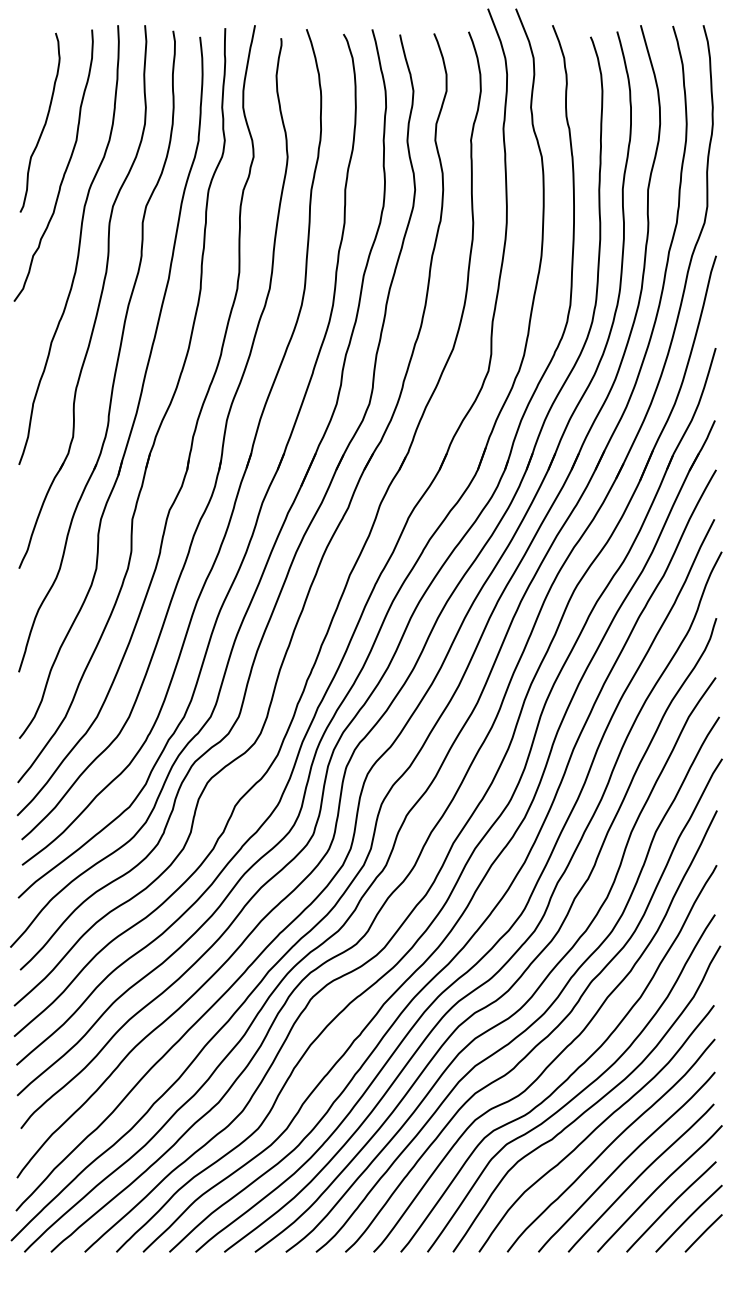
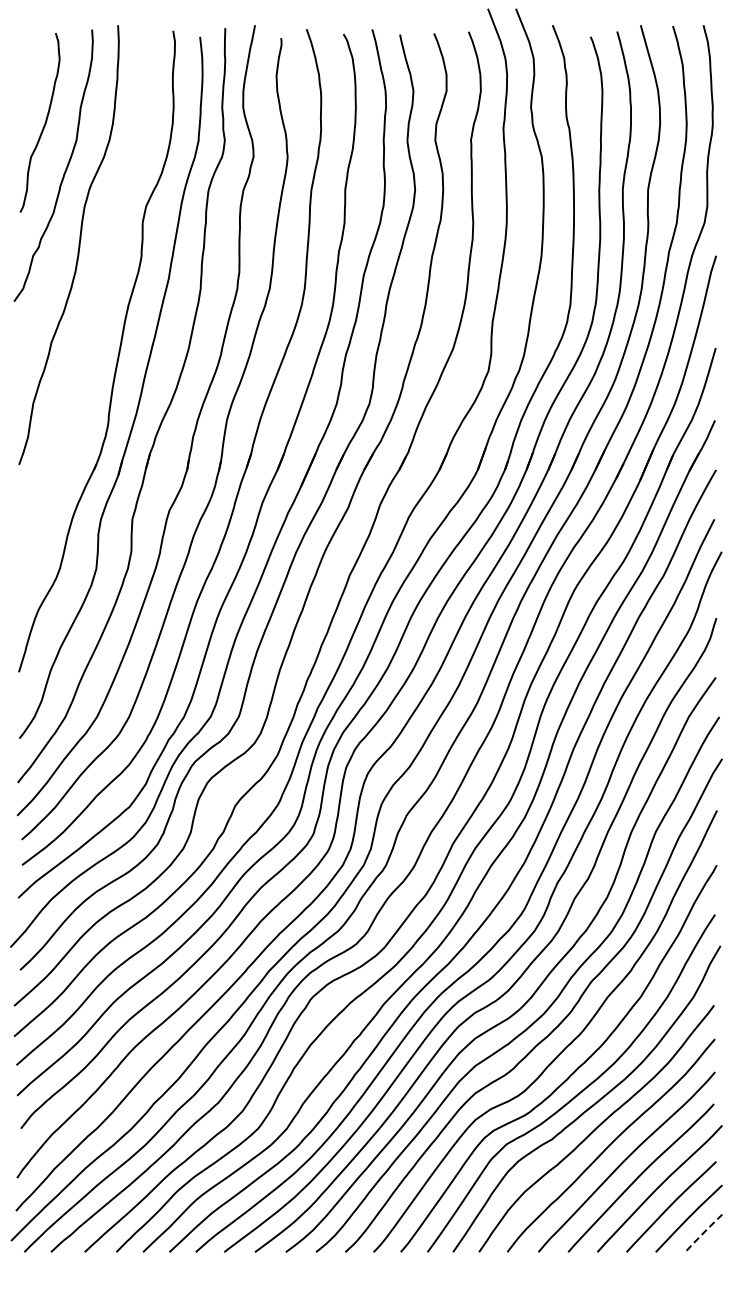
part: present -> none (99, 297)
line: solid -> dashed (703, 1233)
